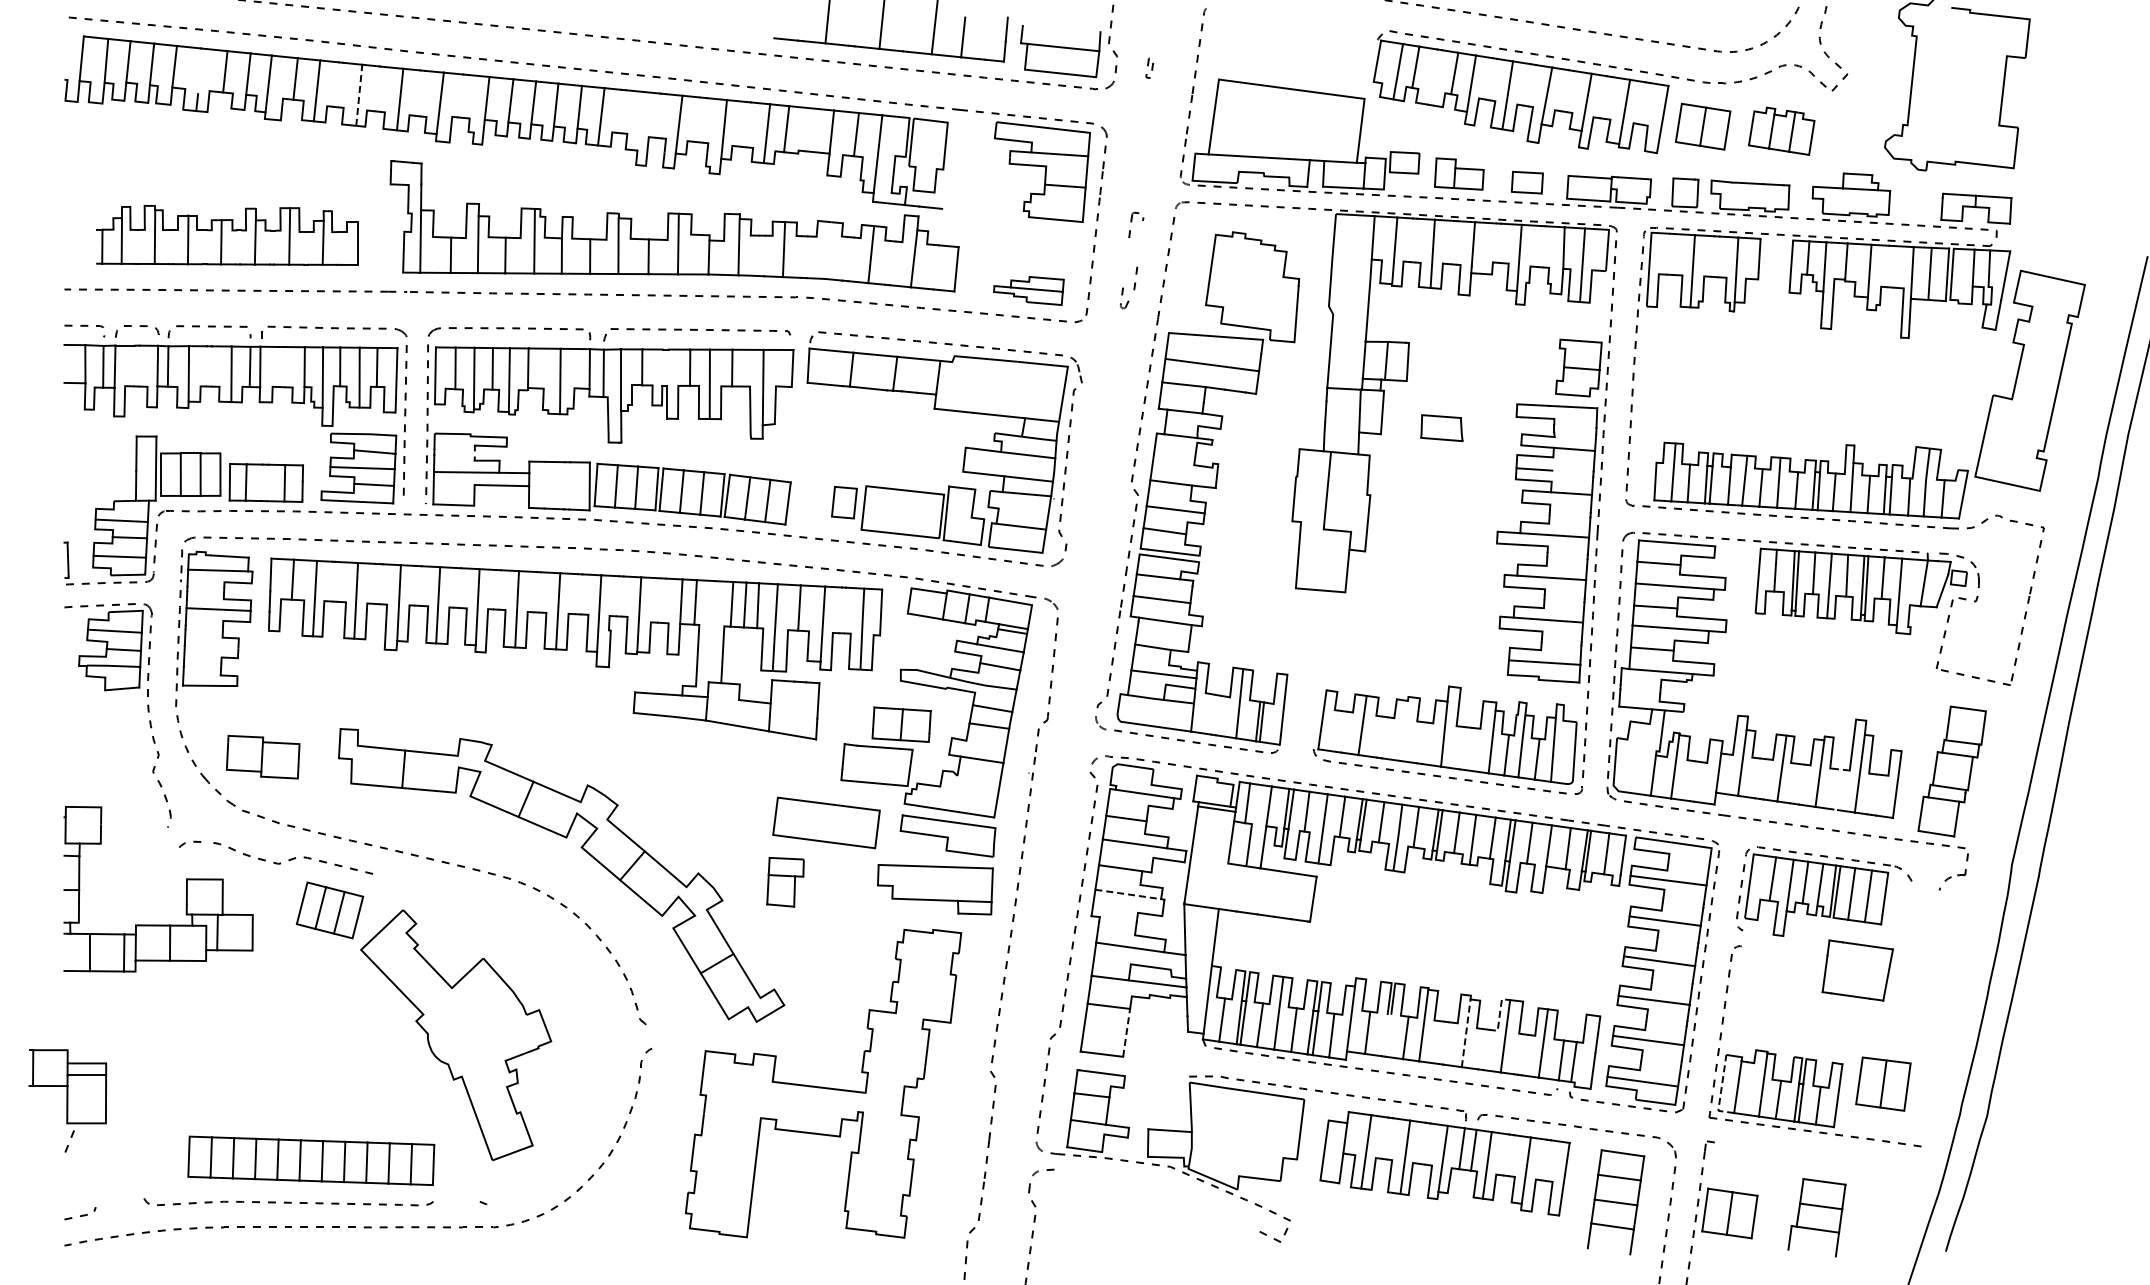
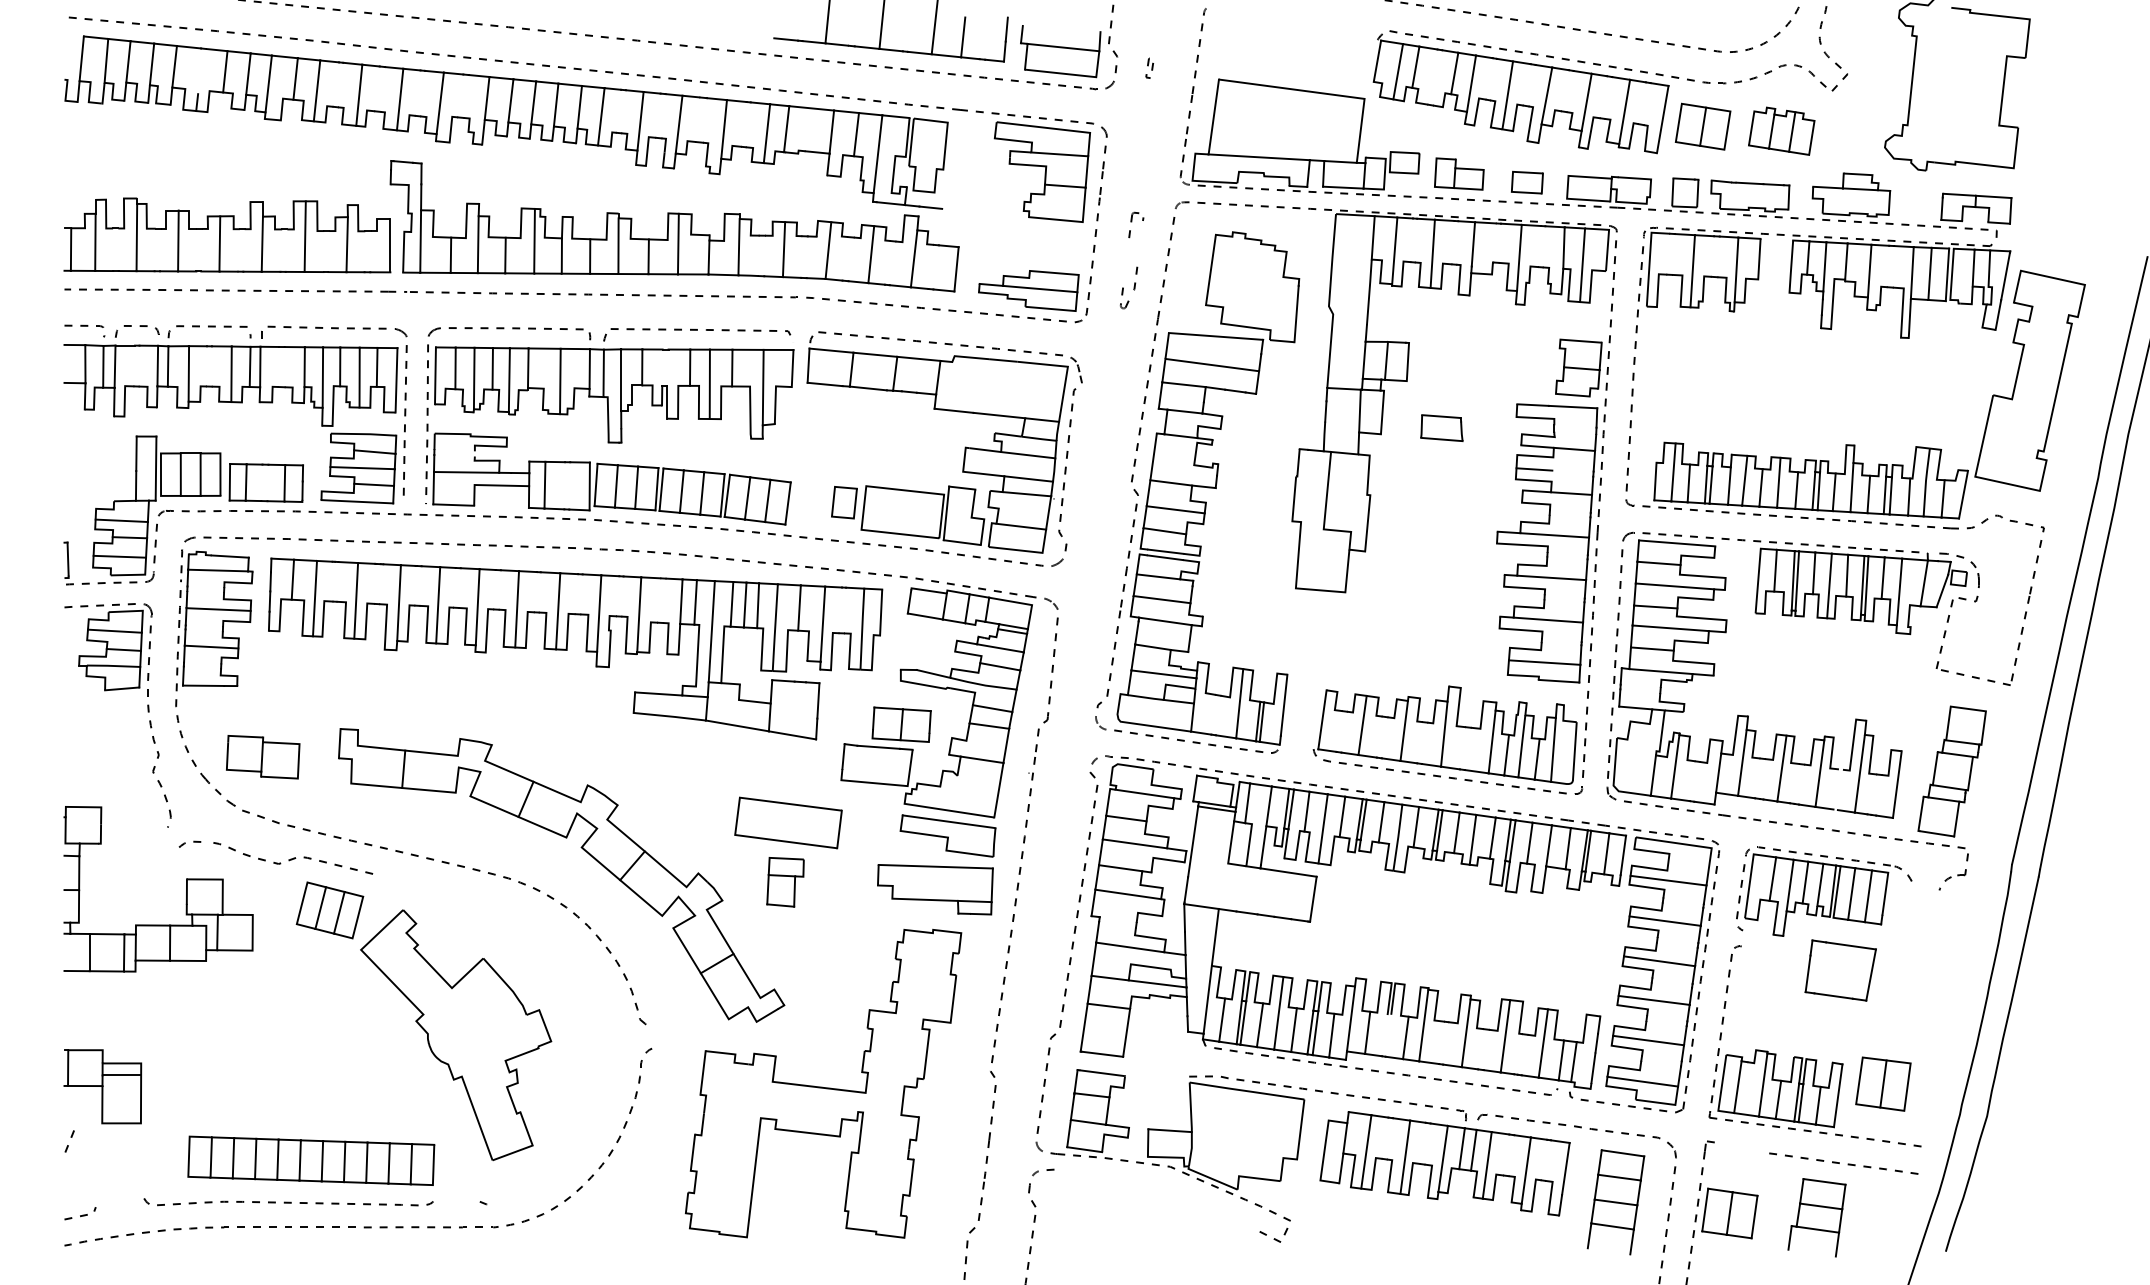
line: dashed -> solid (359, 95)
line: none -> present (640, 120)
part size: 263x61 px -> 329x77 px (227, 235)
line: none -> present (828, 250)
part size: 72x30 px -> 102x42 px (1028, 290)
line: none -> present (544, 484)
line: none -> present (711, 631)
line: none -> present (211, 646)
line: none -> present (1403, 730)
part position: (826, 822) -> (788, 822) (788, 822)
line: dashed -> solid (1128, 894)
part position: (1857, 970) -> (1840, 970) (1840, 970)
line: dashed -> solid (1499, 1015)
line: dashed -> solid (1126, 1032)
line: dashed -> solid (1466, 1032)
part position: (67, 1086) -> (102, 1086) (102, 1086)
line: dashed -> solid (1721, 1091)
line: none -> present (1839, 1163)
